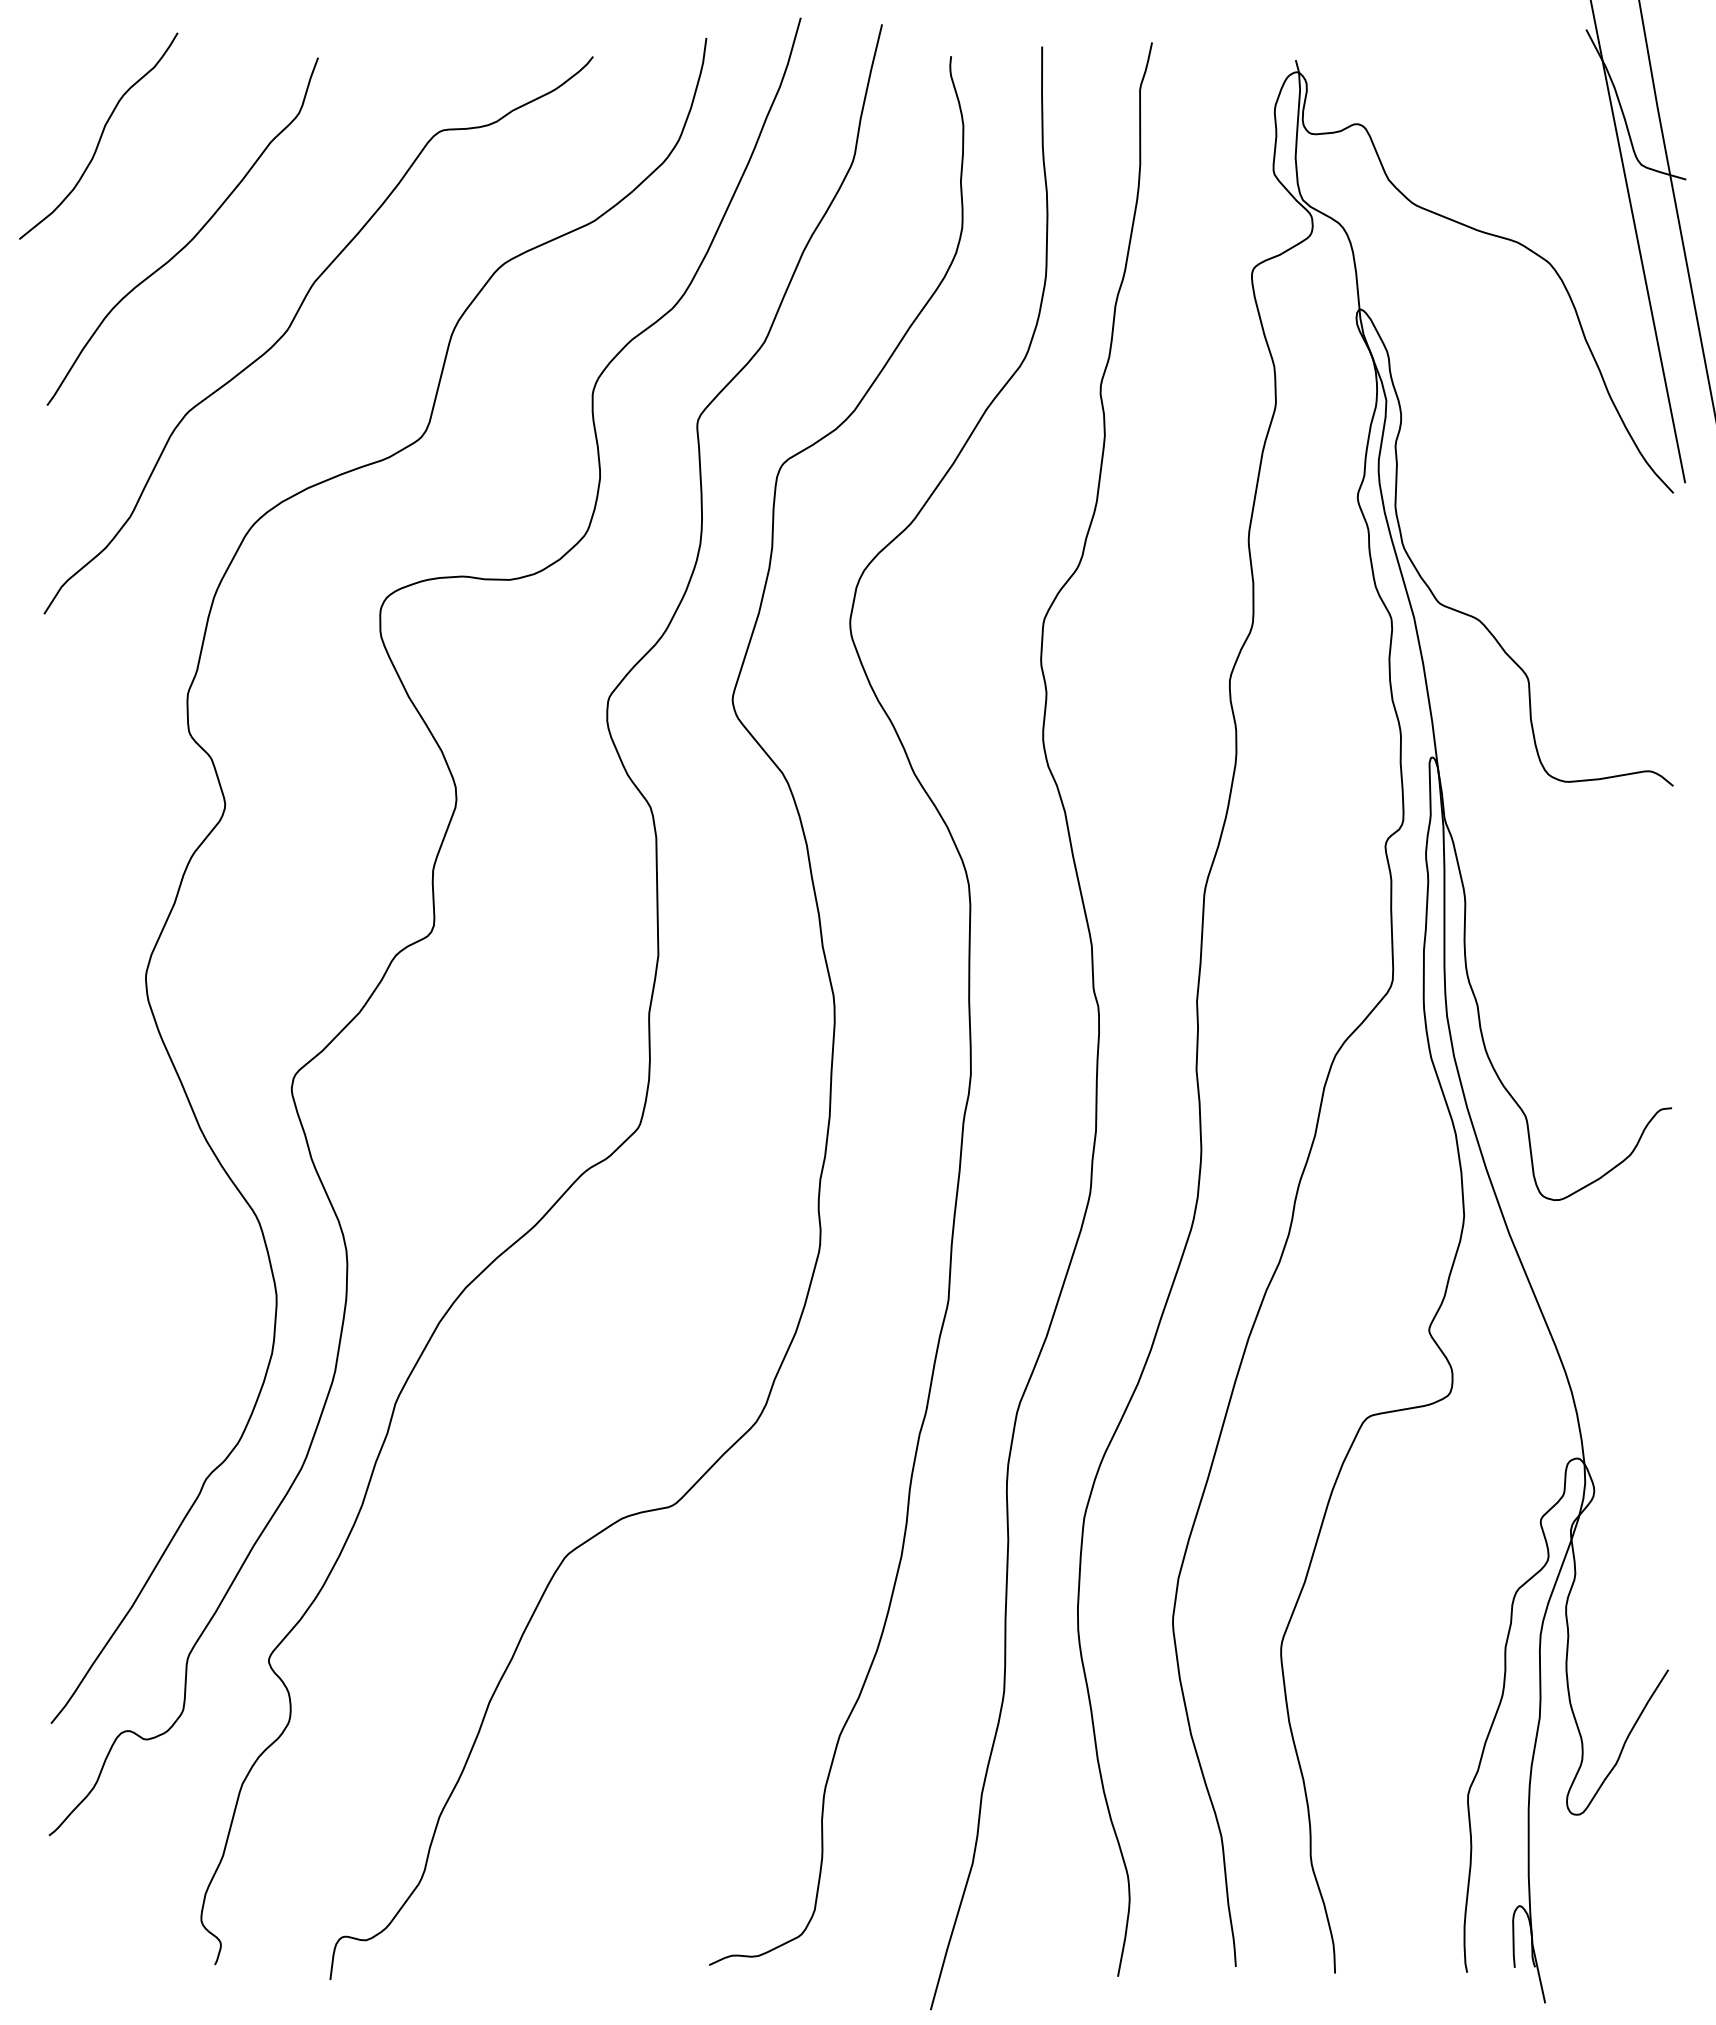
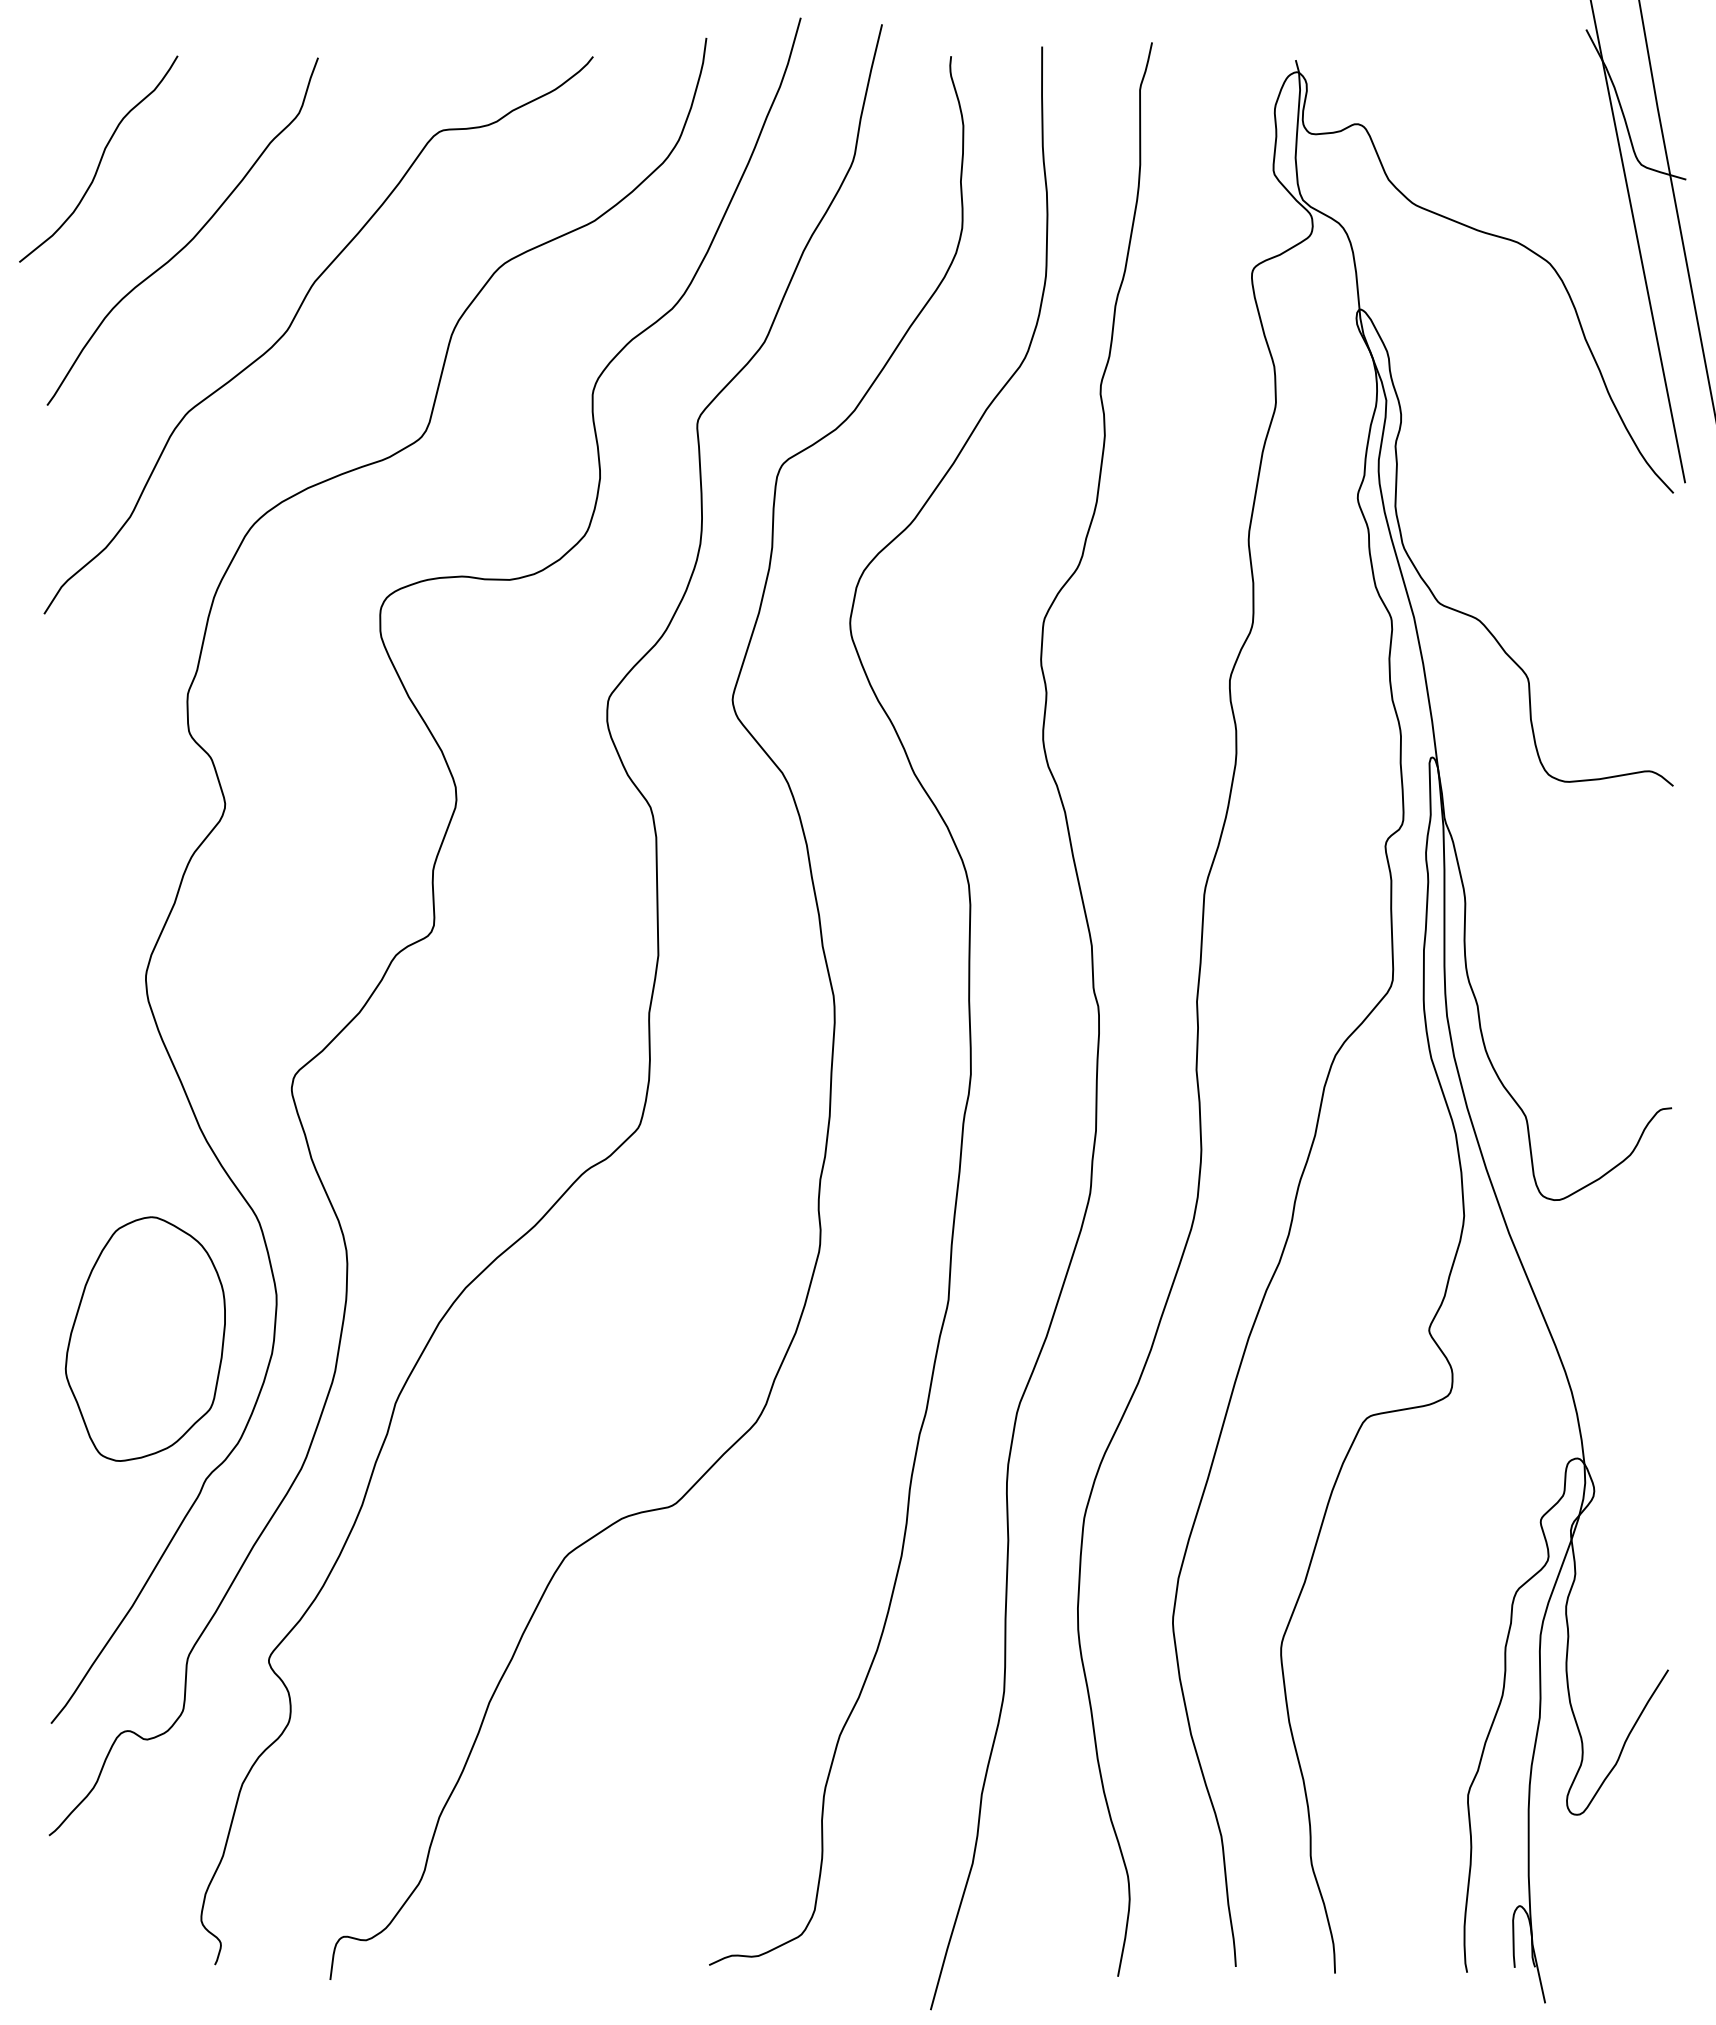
curve position: (100, 135) -> (100, 158) (100, 158)
part: none -> present (144, 1338)
